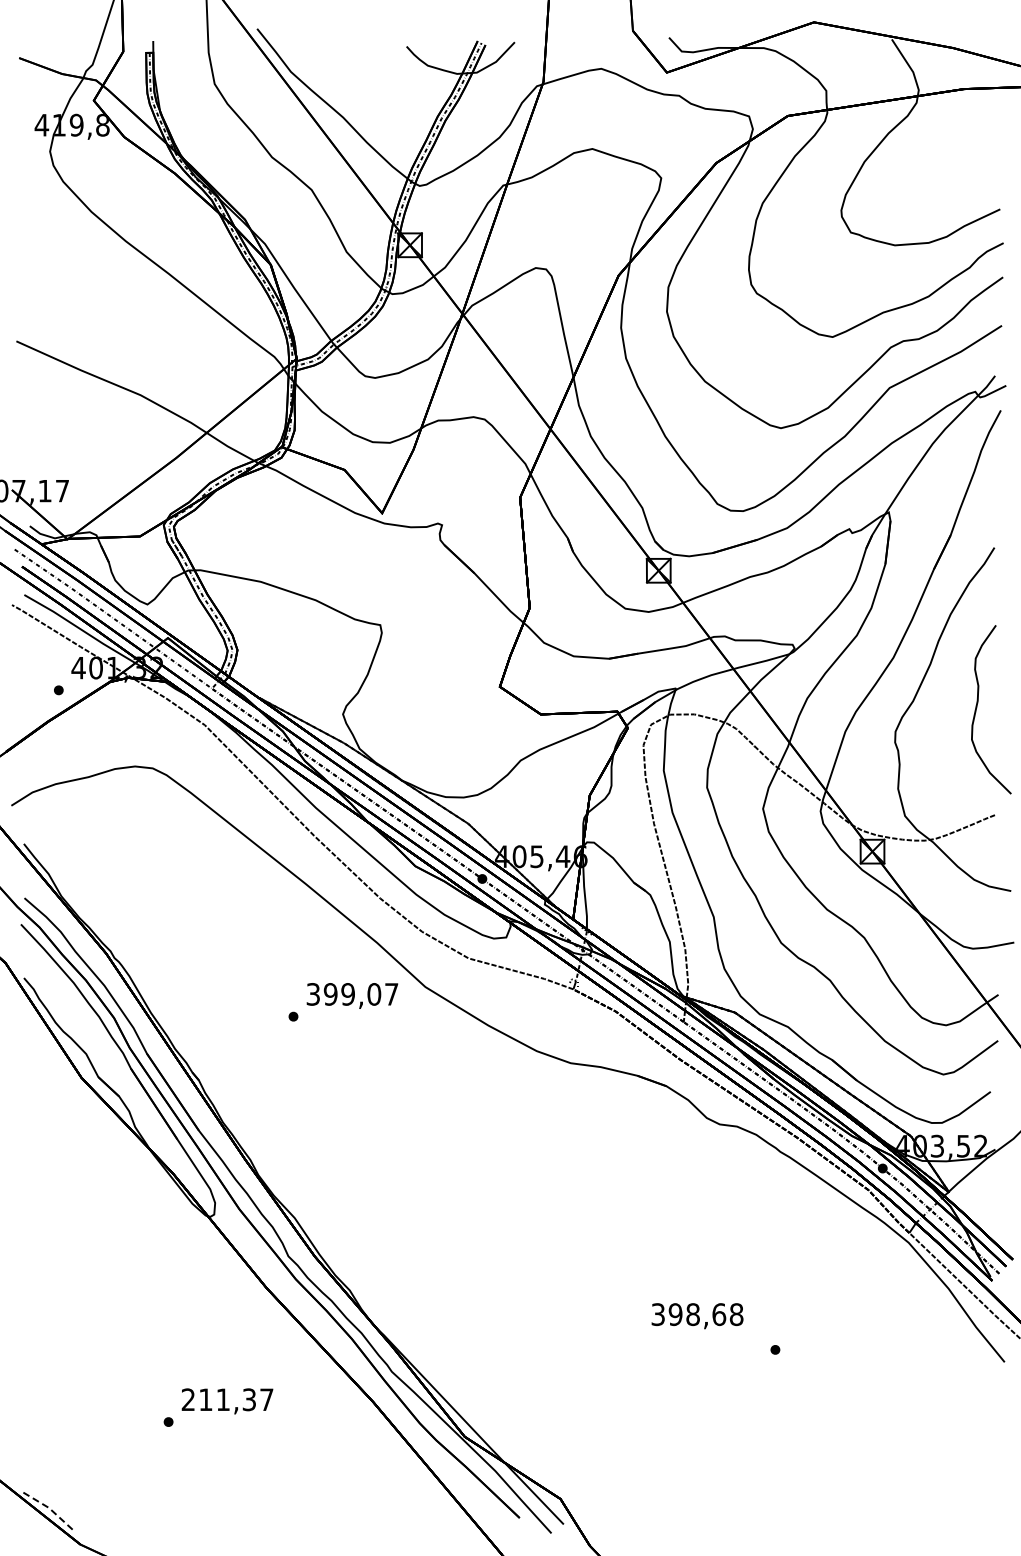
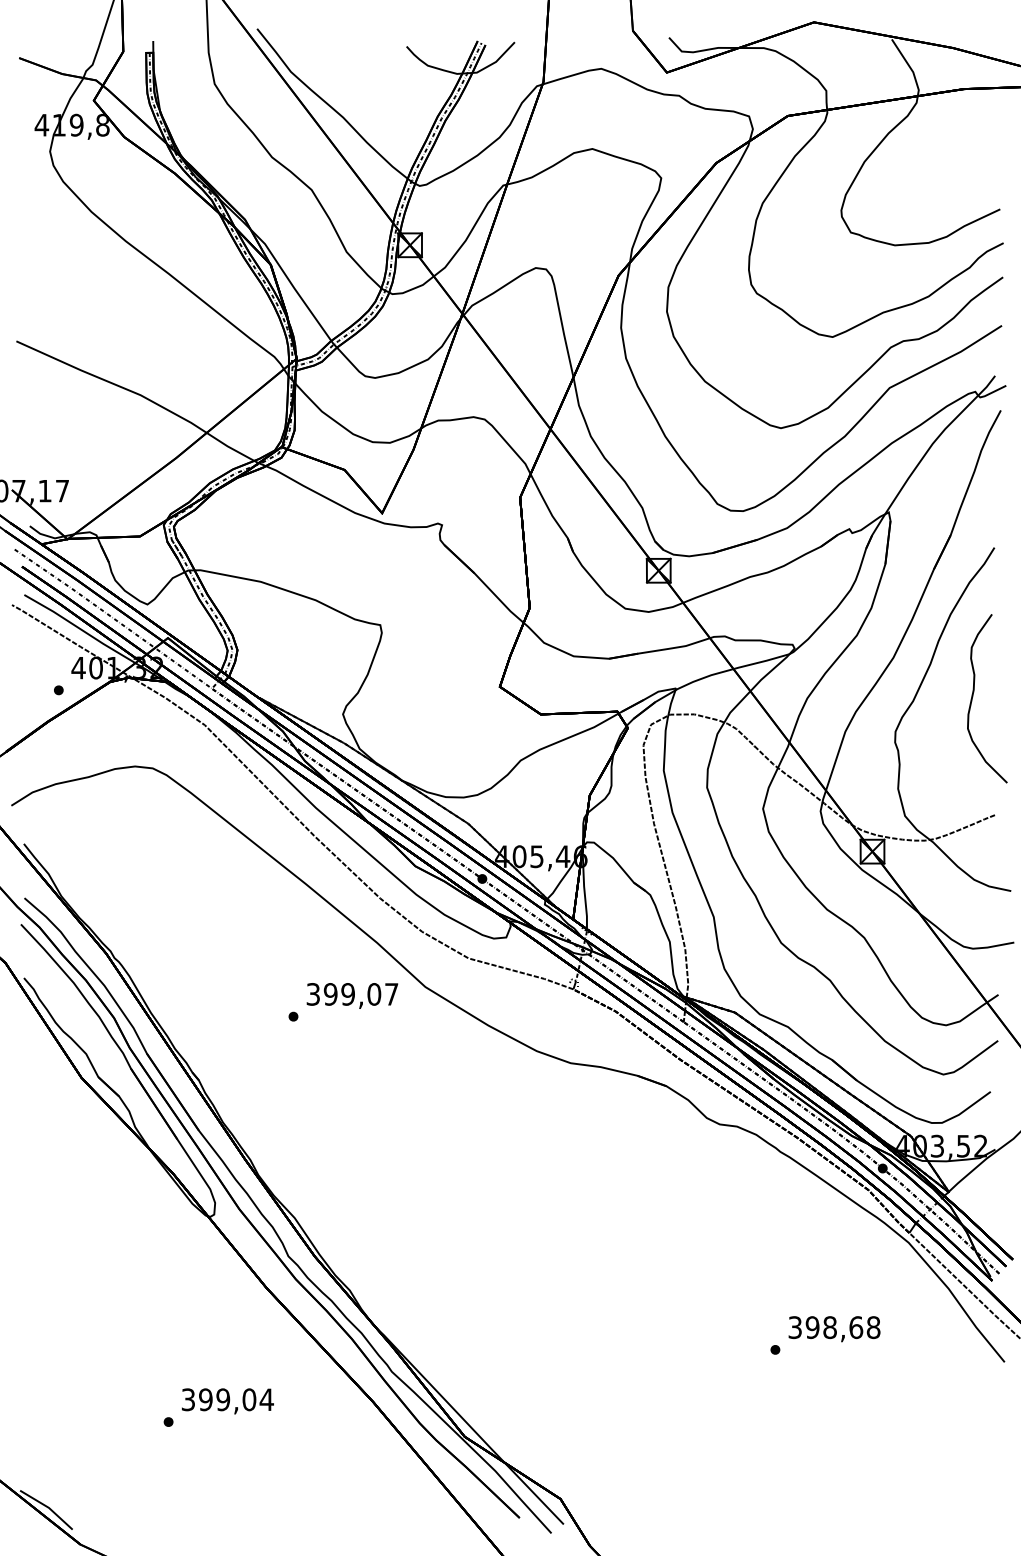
curve position: (977, 707) -> (973, 696) (973, 696)
text position: (697, 1316) -> (834, 1329) (834, 1329)
text: 211,37 -> 399,04 (227, 1399)
line: dashed -> solid (48, 1507)
